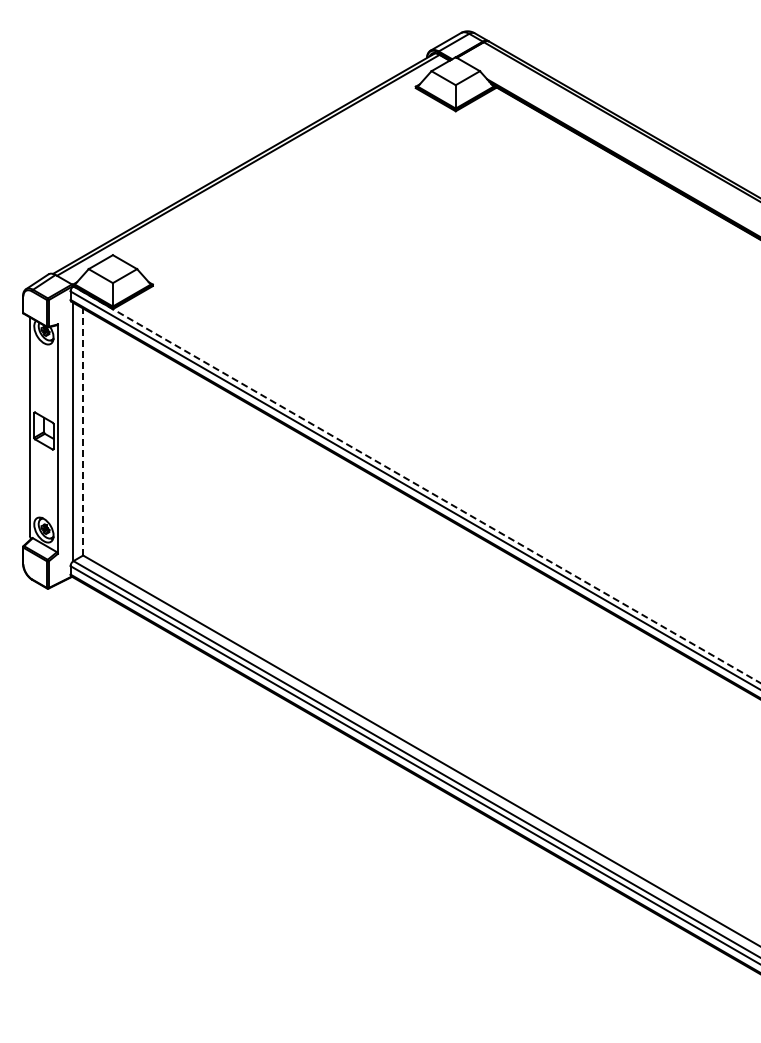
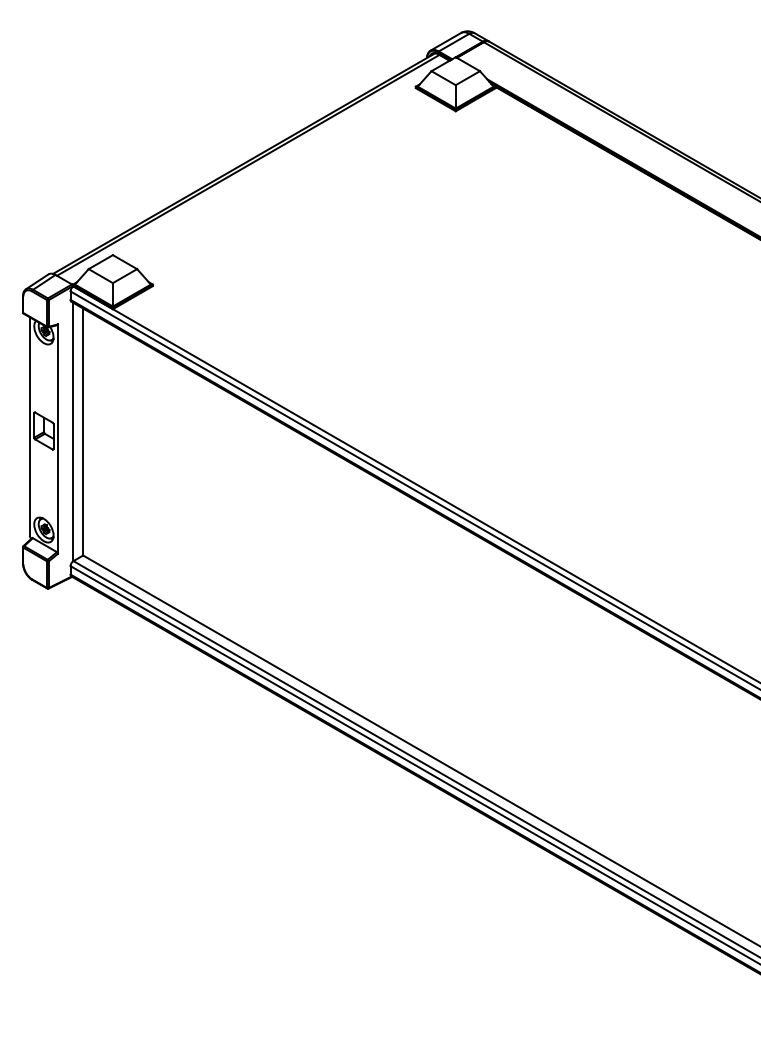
line: dashed -> solid (82, 432)
line: dashed -> solid (416, 484)
